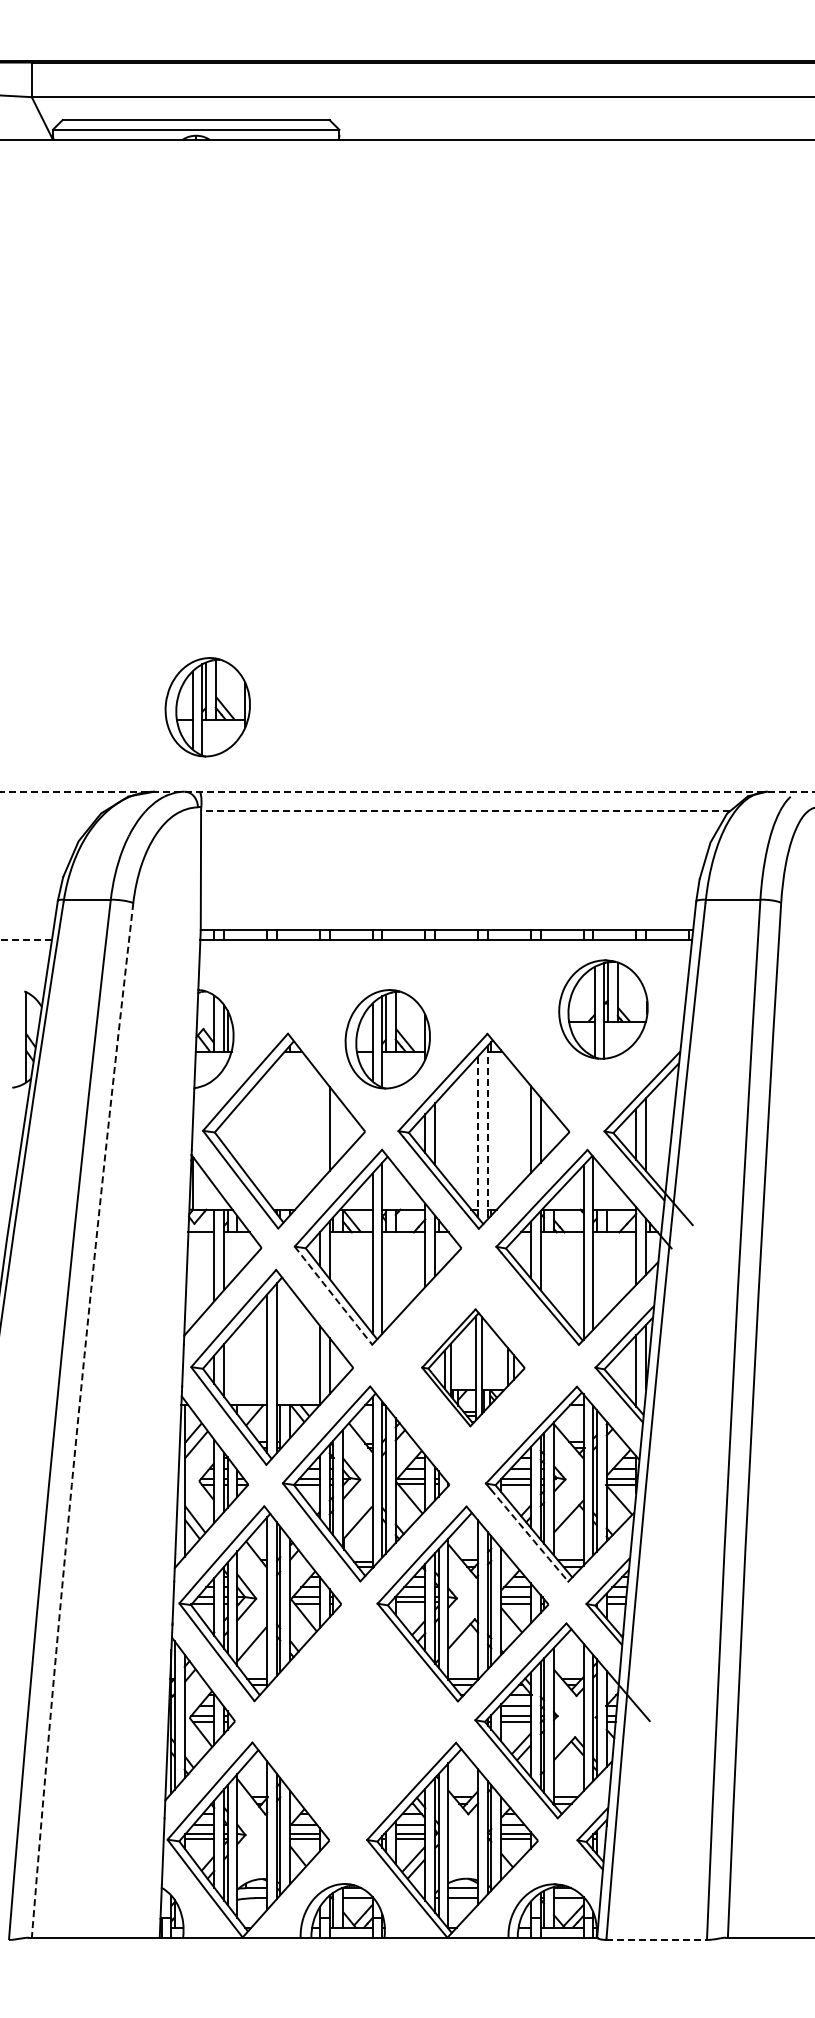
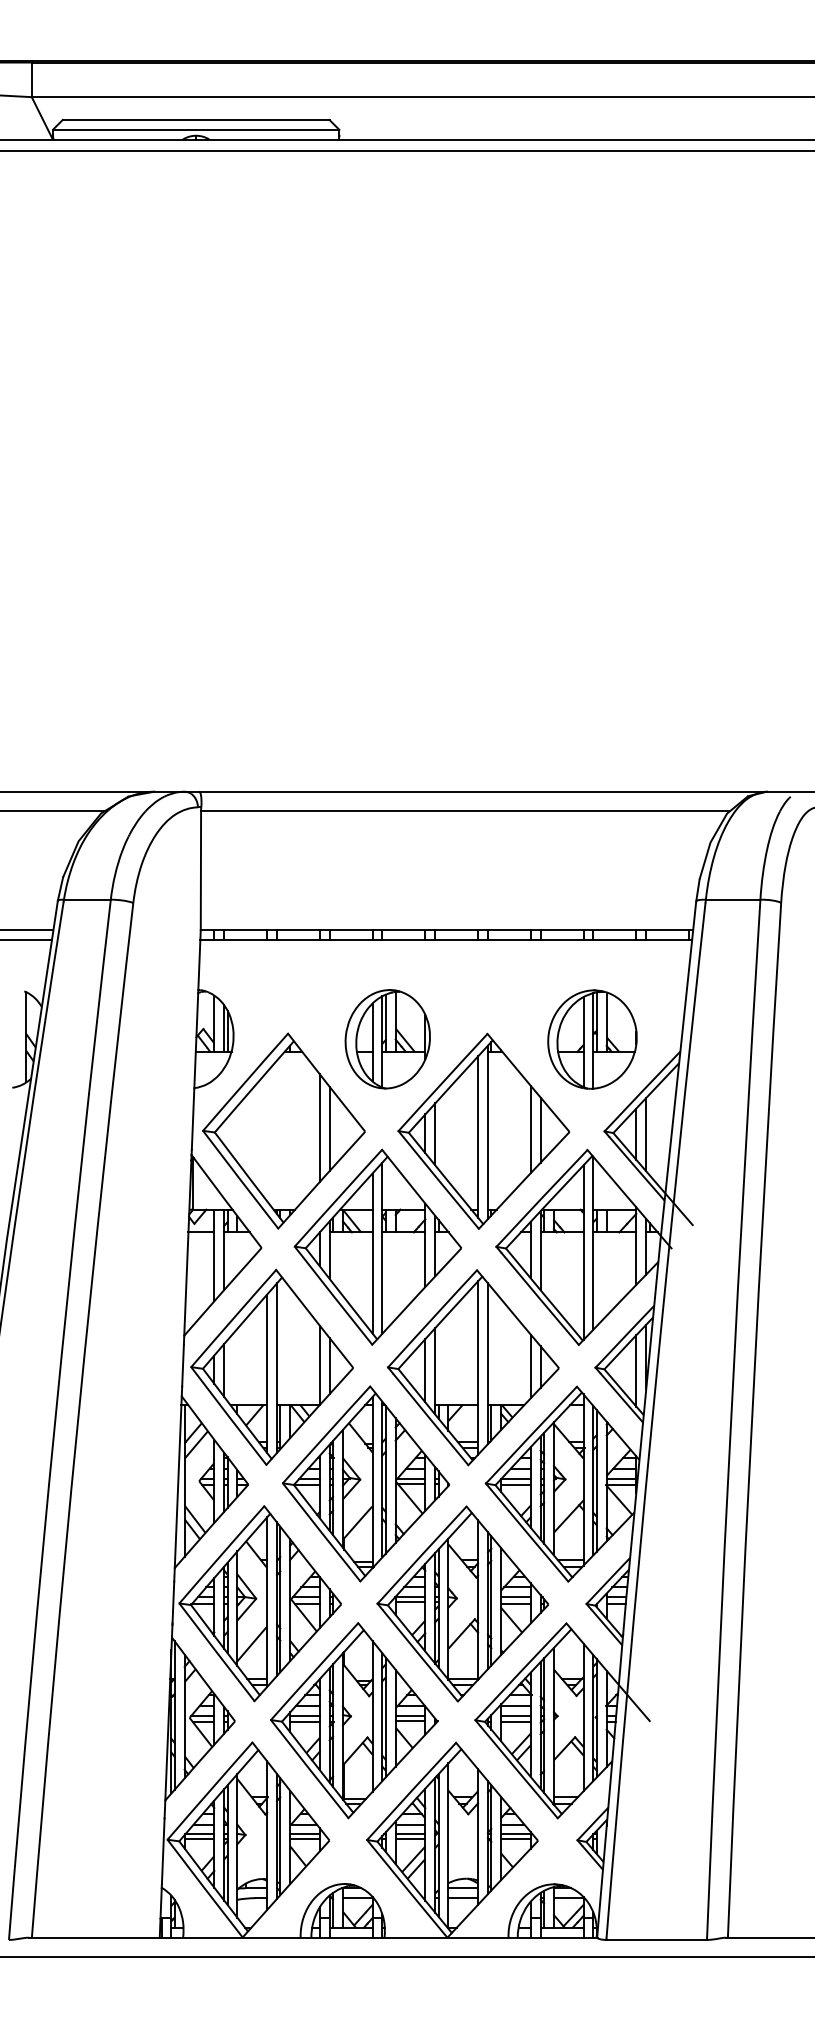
line: none -> present (406, 151)
part: present -> none (207, 707)
line: dashed -> solid (407, 791)
line: none -> present (53, 811)
line: dashed -> solid (465, 811)
line: none -> present (27, 930)
line: dashed -> solid (26, 939)
part position: (603, 1009) -> (592, 1039) (592, 1039)
line: none -> present (319, 1128)
line: dashed -> solid (487, 1132)
line: dashed -> solid (478, 1137)
arc: dashed -> solid (333, 1295)
part size: 105x120 px -> 173x198 px (473, 1367)
arc: dashed -> solid (78, 1419)
arc: dashed -> solid (529, 1535)
part: none -> present (354, 1720)
line: dashed -> solid (657, 1939)
line: none -> present (406, 1957)
